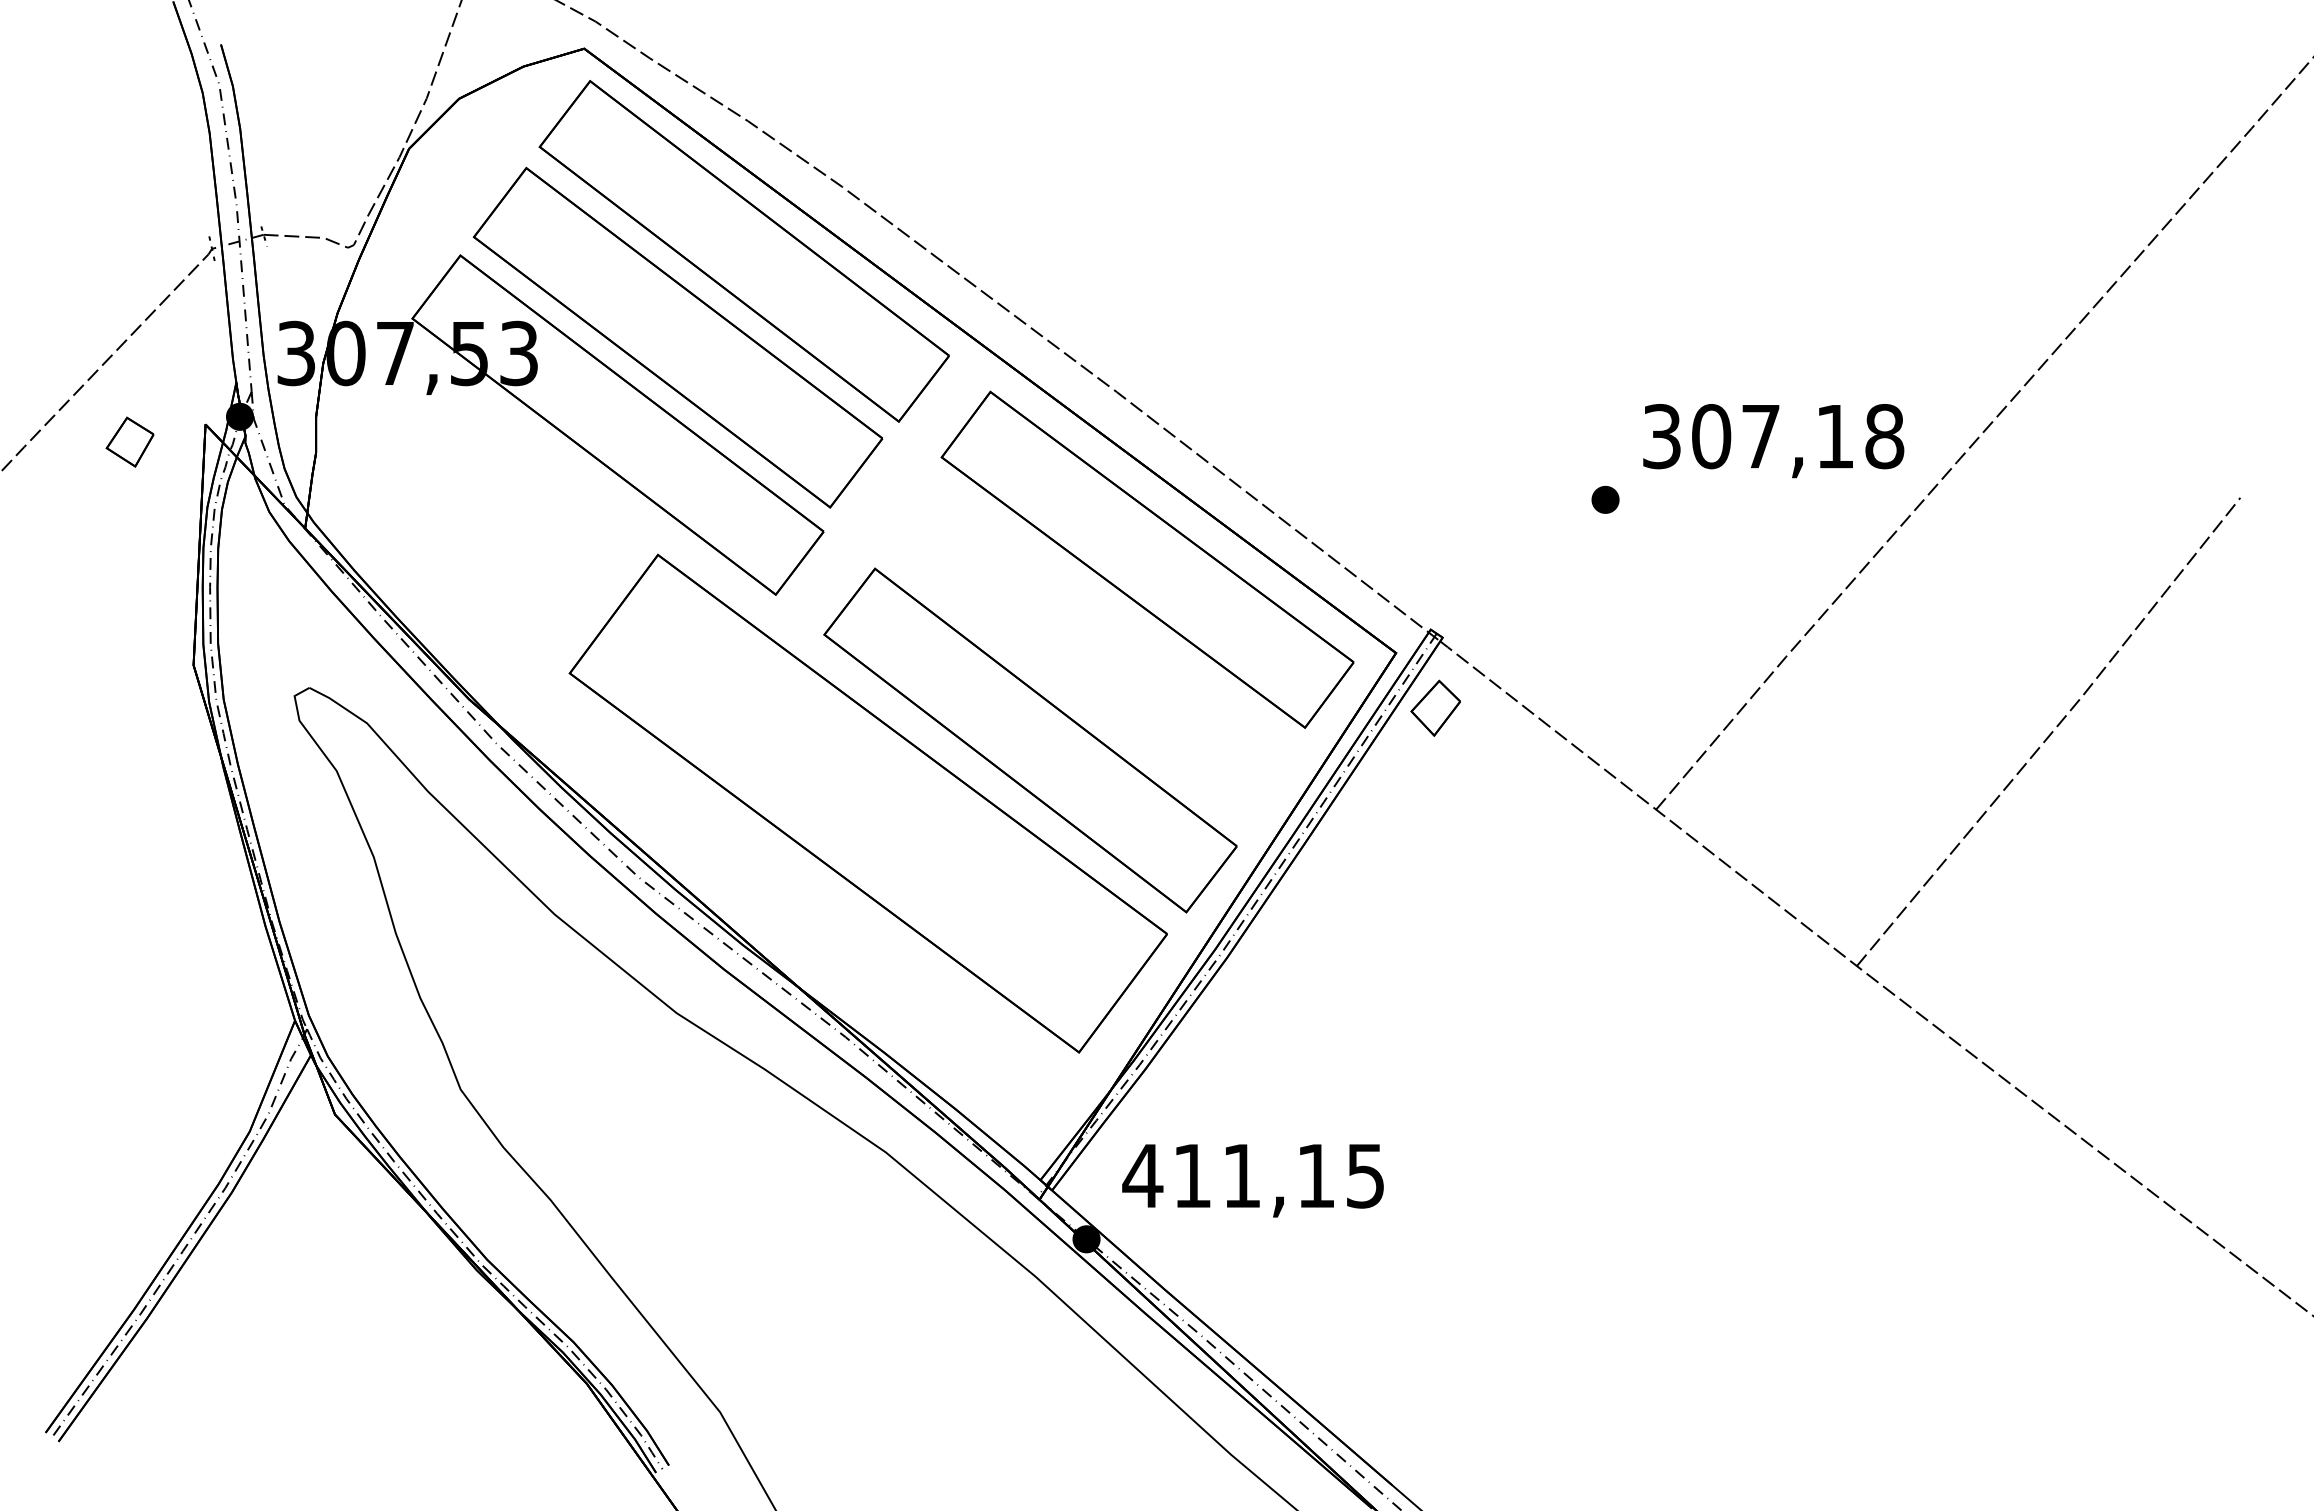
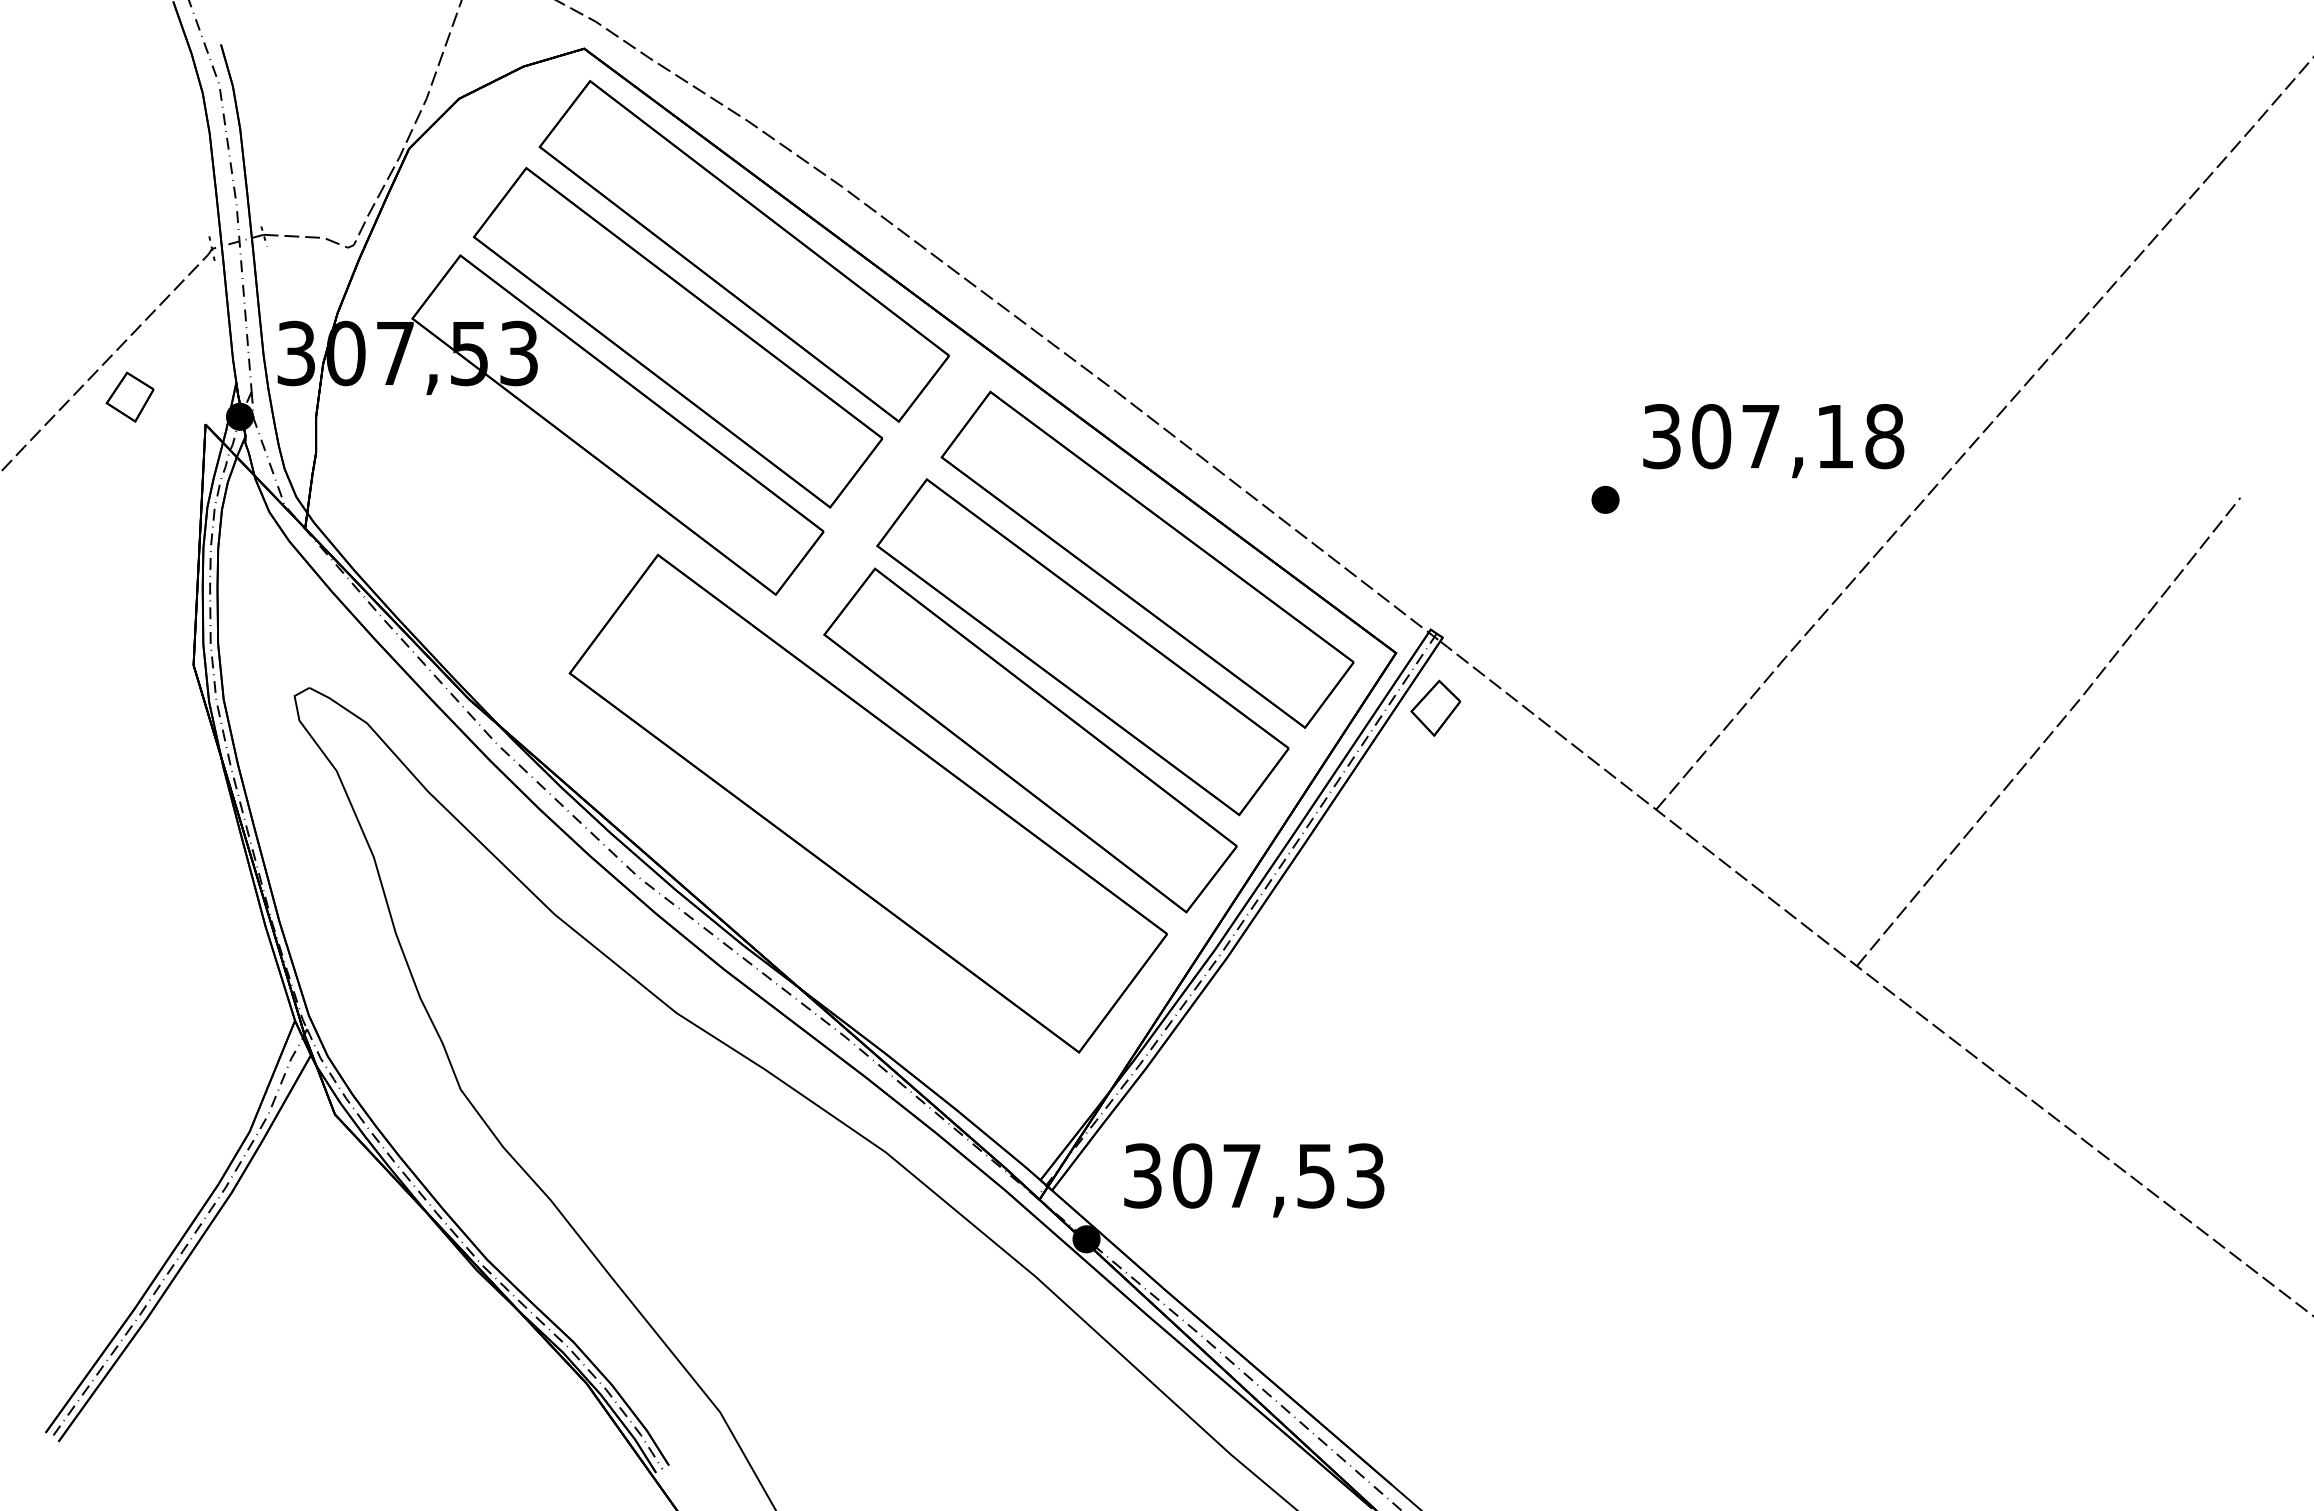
part position: (129, 441) -> (129, 396) (129, 396)
part: none -> present (1082, 647)
text: 411,15 -> 307,53 (1253, 1175)
